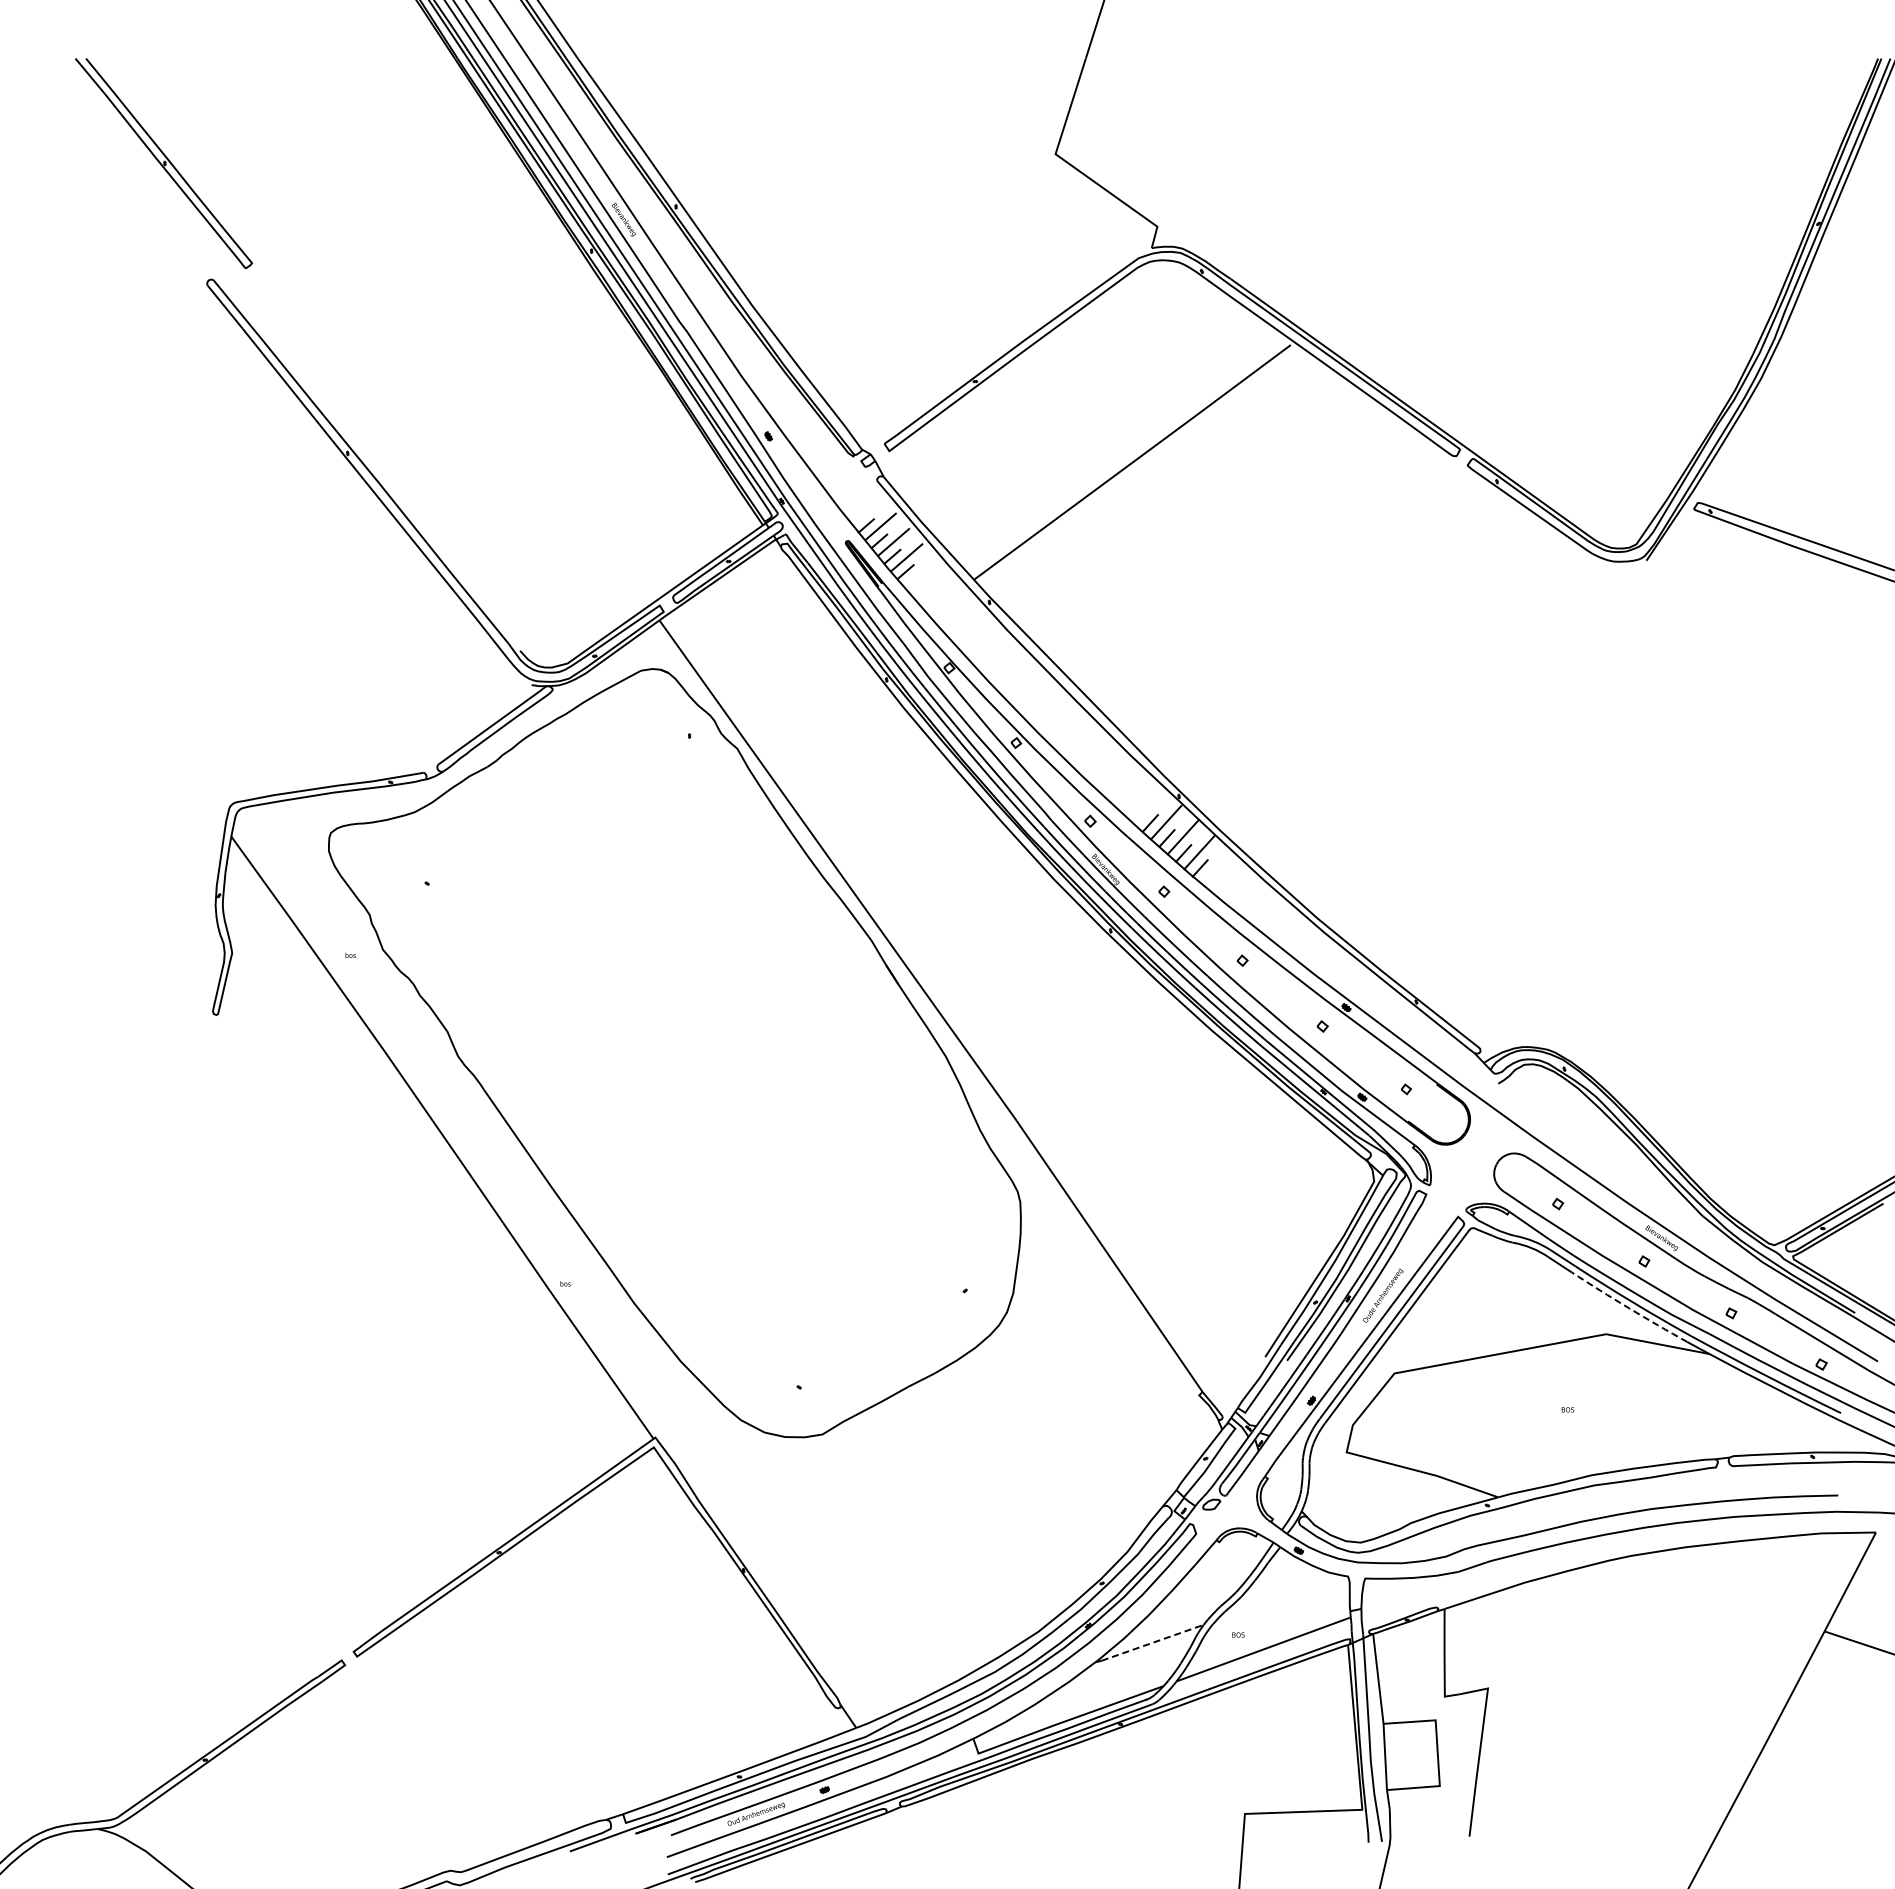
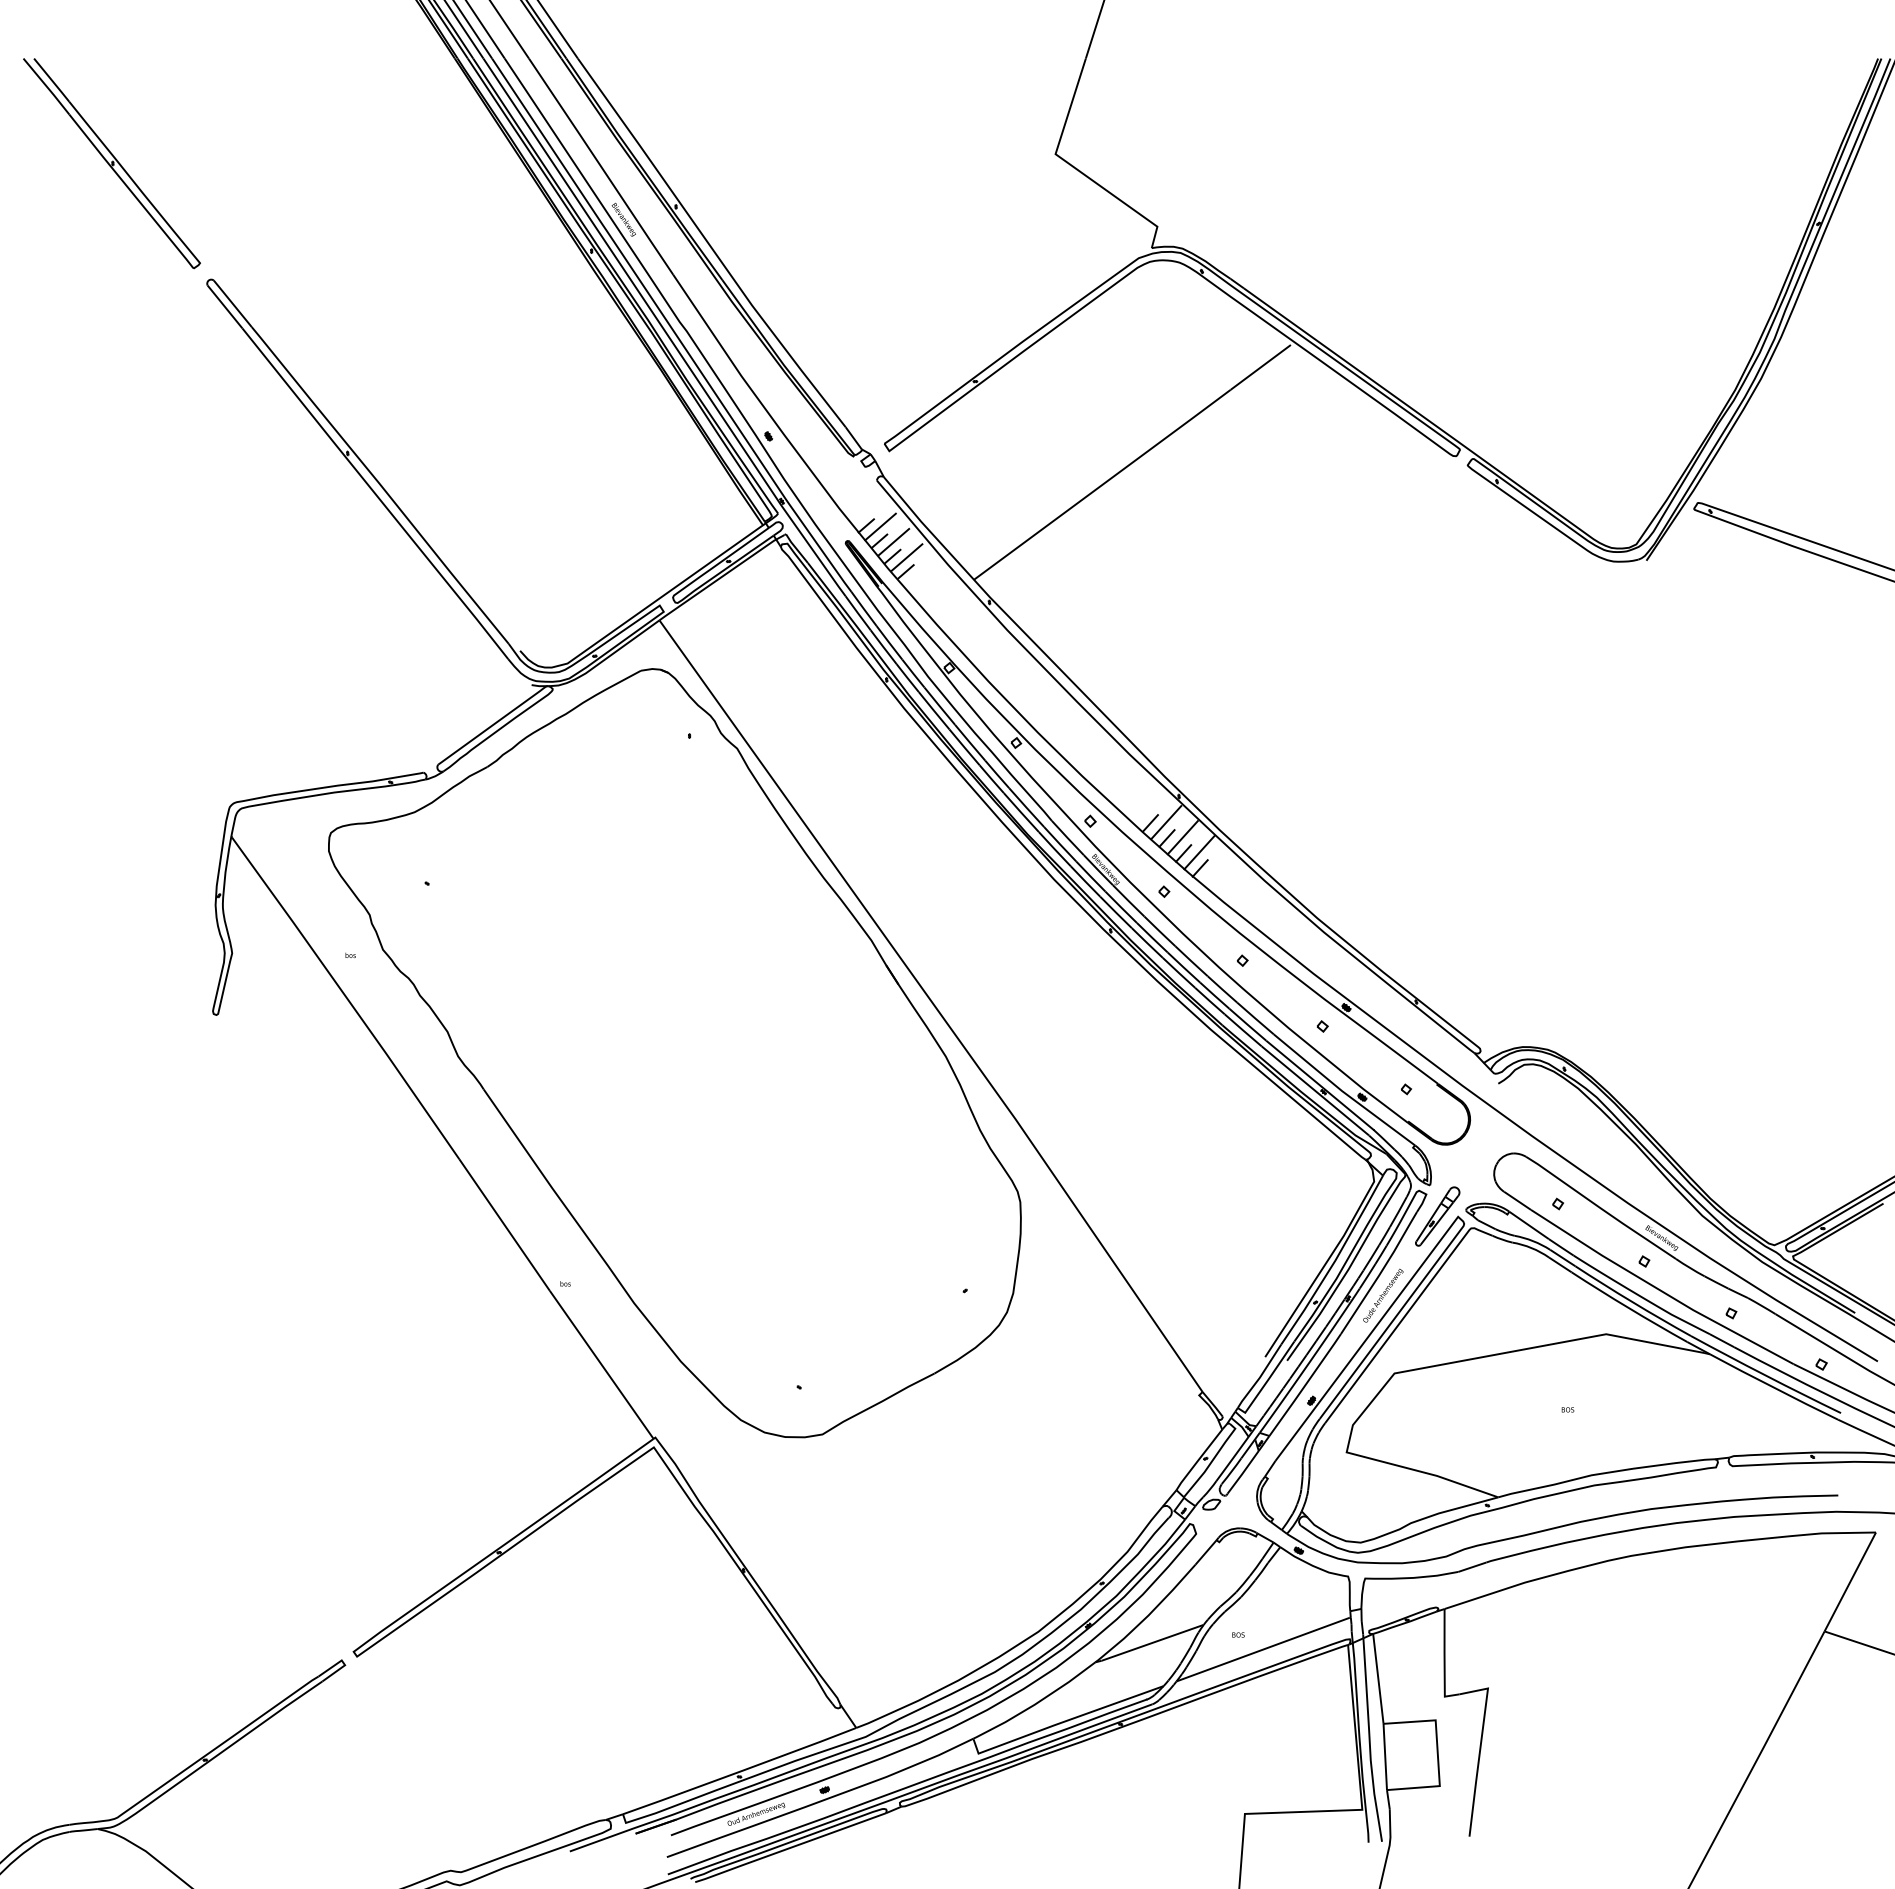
part position: (163, 163) -> (111, 163) (111, 163)
part: none -> present (1437, 1216)
line: dashed -> solid (1628, 1308)
line: dashed -> solid (1153, 1642)
